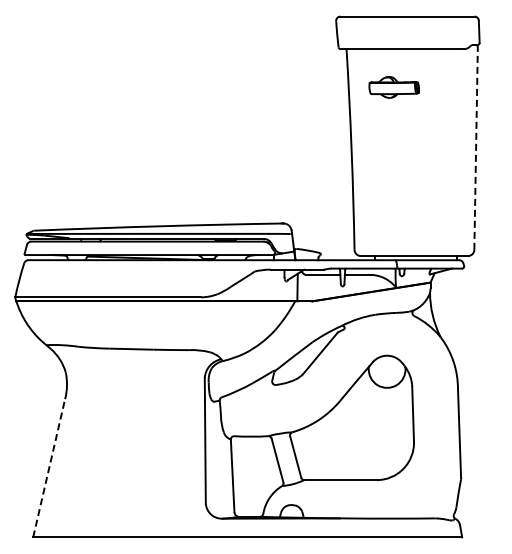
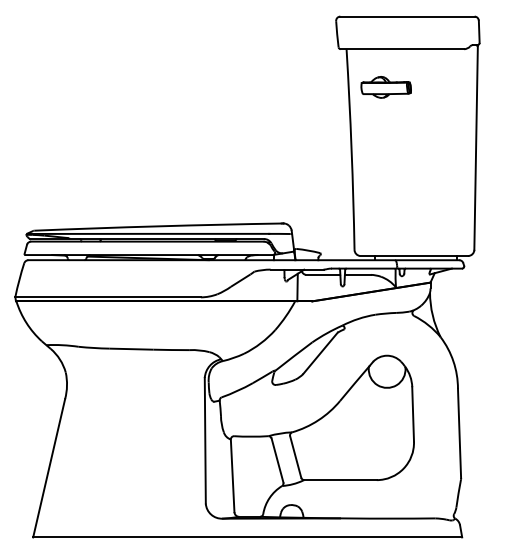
part position: (393, 87) -> (385, 87) (385, 87)
line: dashed -> solid (476, 147)
line: dashed -> solid (49, 468)
